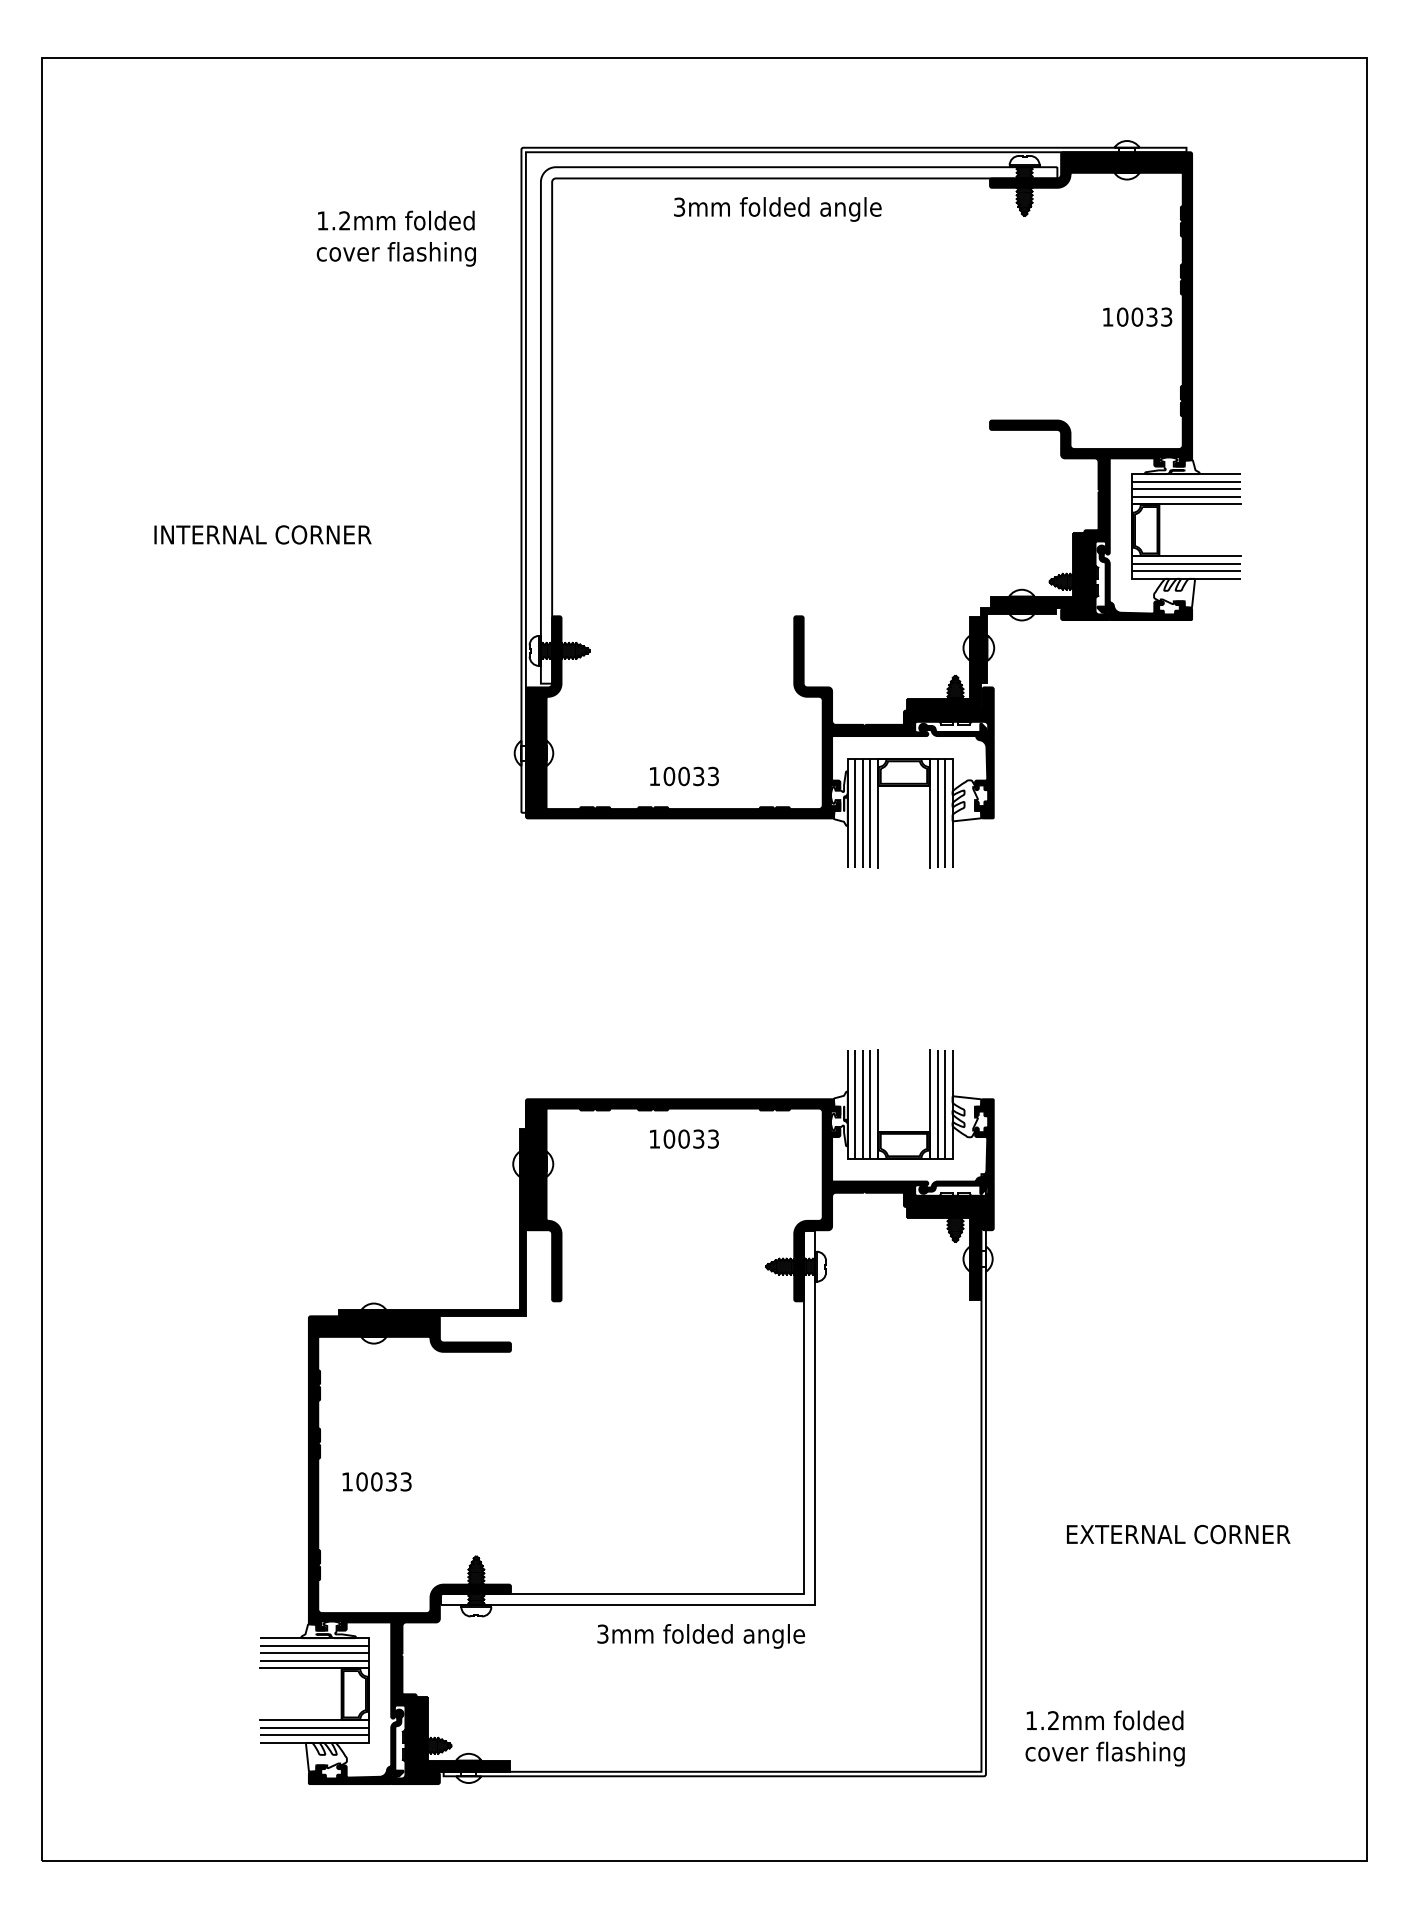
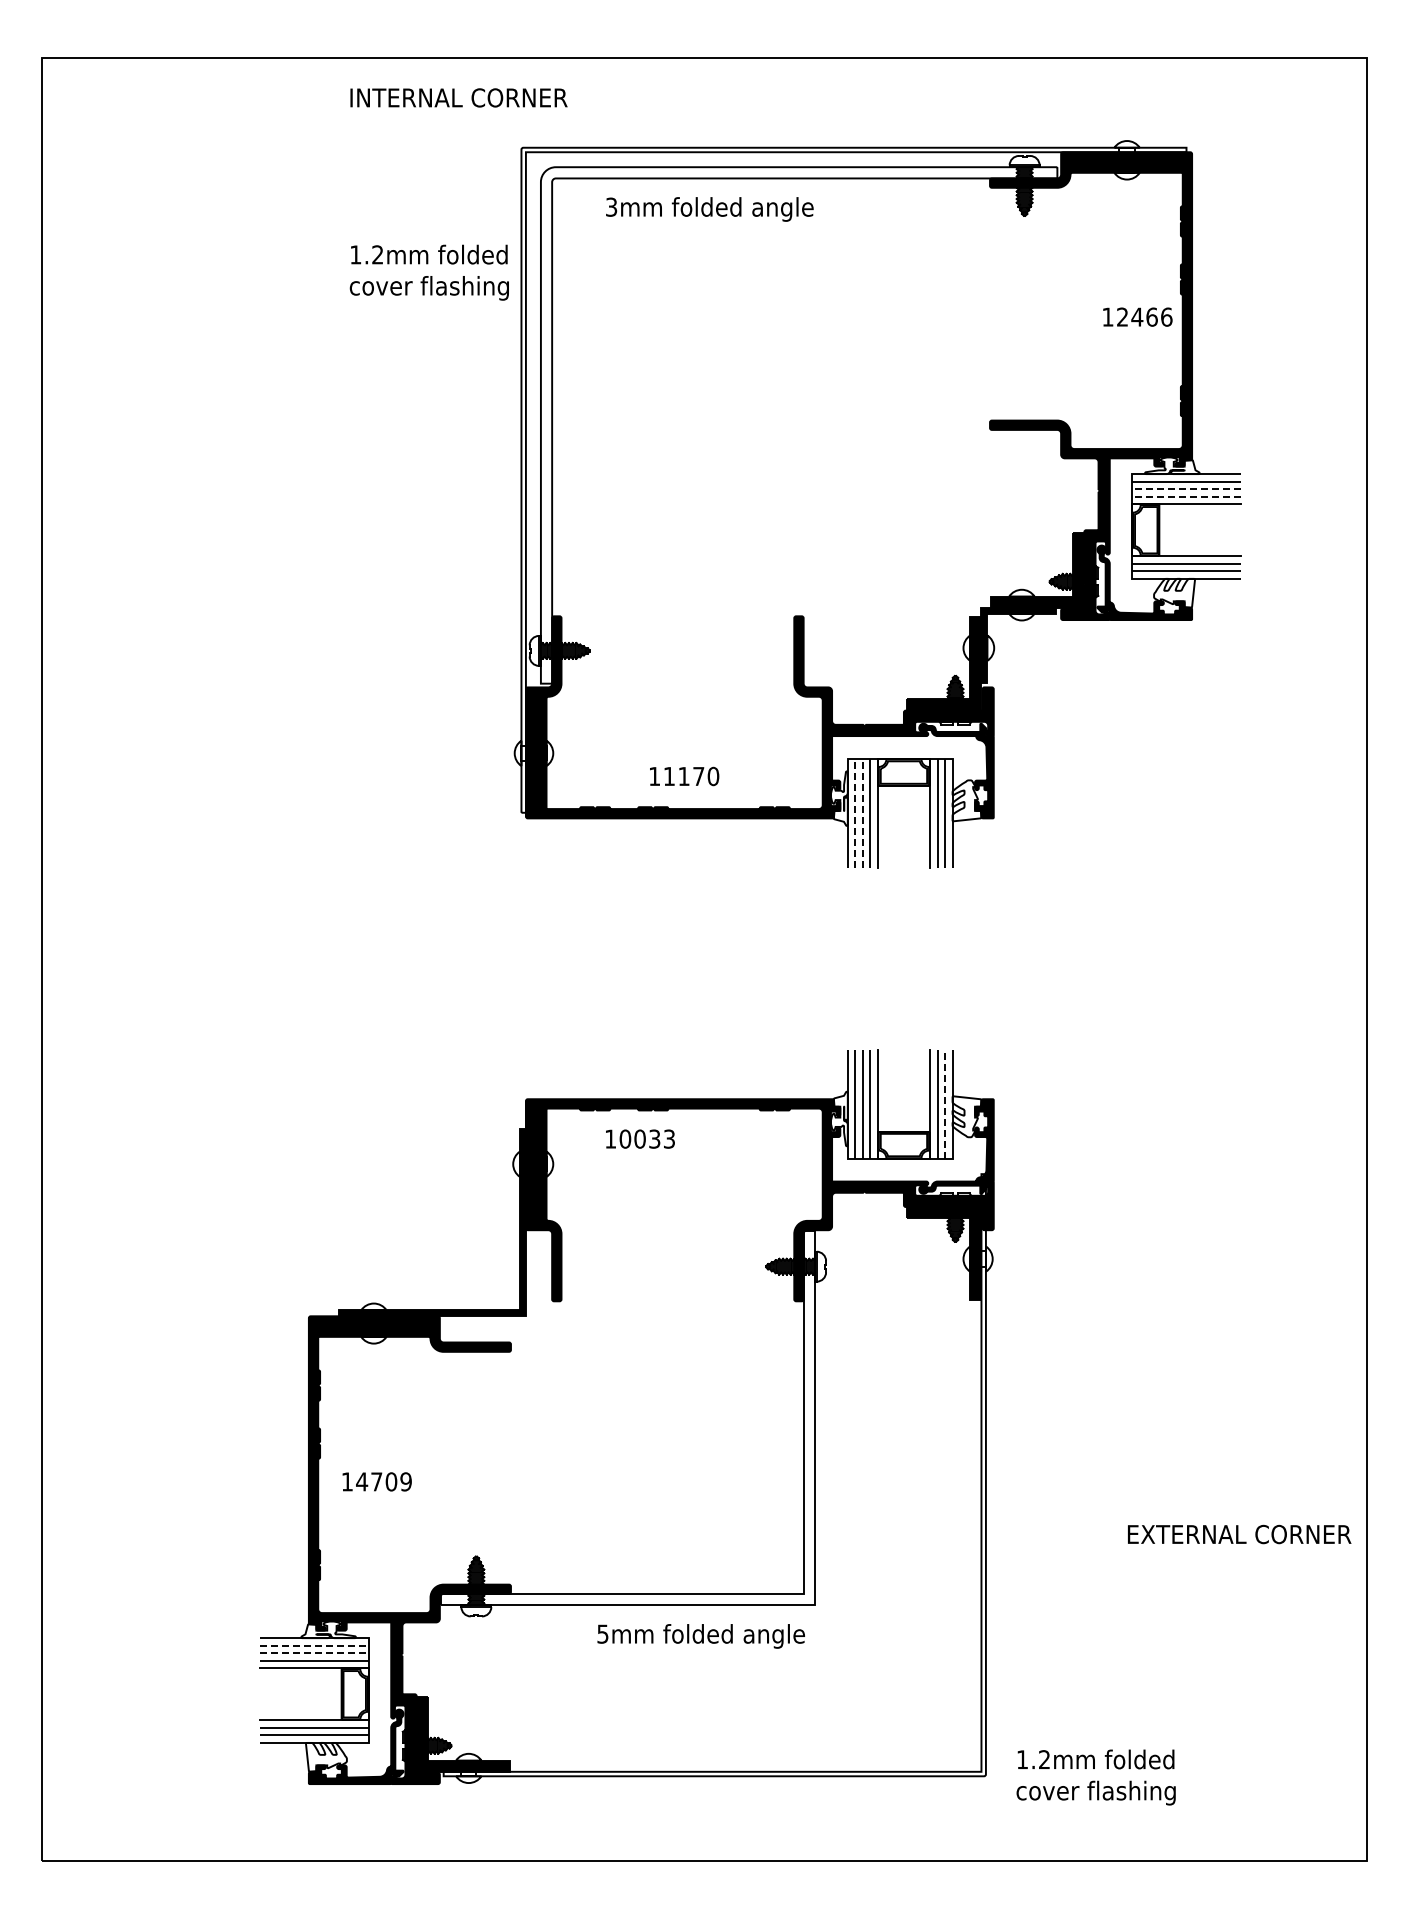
text position: (777, 209) -> (709, 209) (709, 209)
text position: (395, 238) -> (428, 272) (428, 272)
text: 10033 -> 12466 (1144, 316)
line: solid -> dashed (1186, 489)
line: solid -> dashed (1186, 496)
text position: (262, 534) -> (458, 97) (458, 97)
text: 10033 -> 11170 (691, 776)
line: solid -> dashed (855, 813)
line: solid -> dashed (862, 813)
line: solid -> dashed (945, 1104)
text position: (684, 1138) -> (640, 1138) (640, 1138)
text: 10033 -> 14709 (383, 1481)
text position: (1178, 1534) -> (1239, 1534) (1239, 1534)
text: 3mm -> 5mm (603, 1633)
line: solid -> dashed (314, 1645)
line: solid -> dashed (314, 1653)
text position: (1104, 1738) -> (1095, 1777) (1095, 1777)
